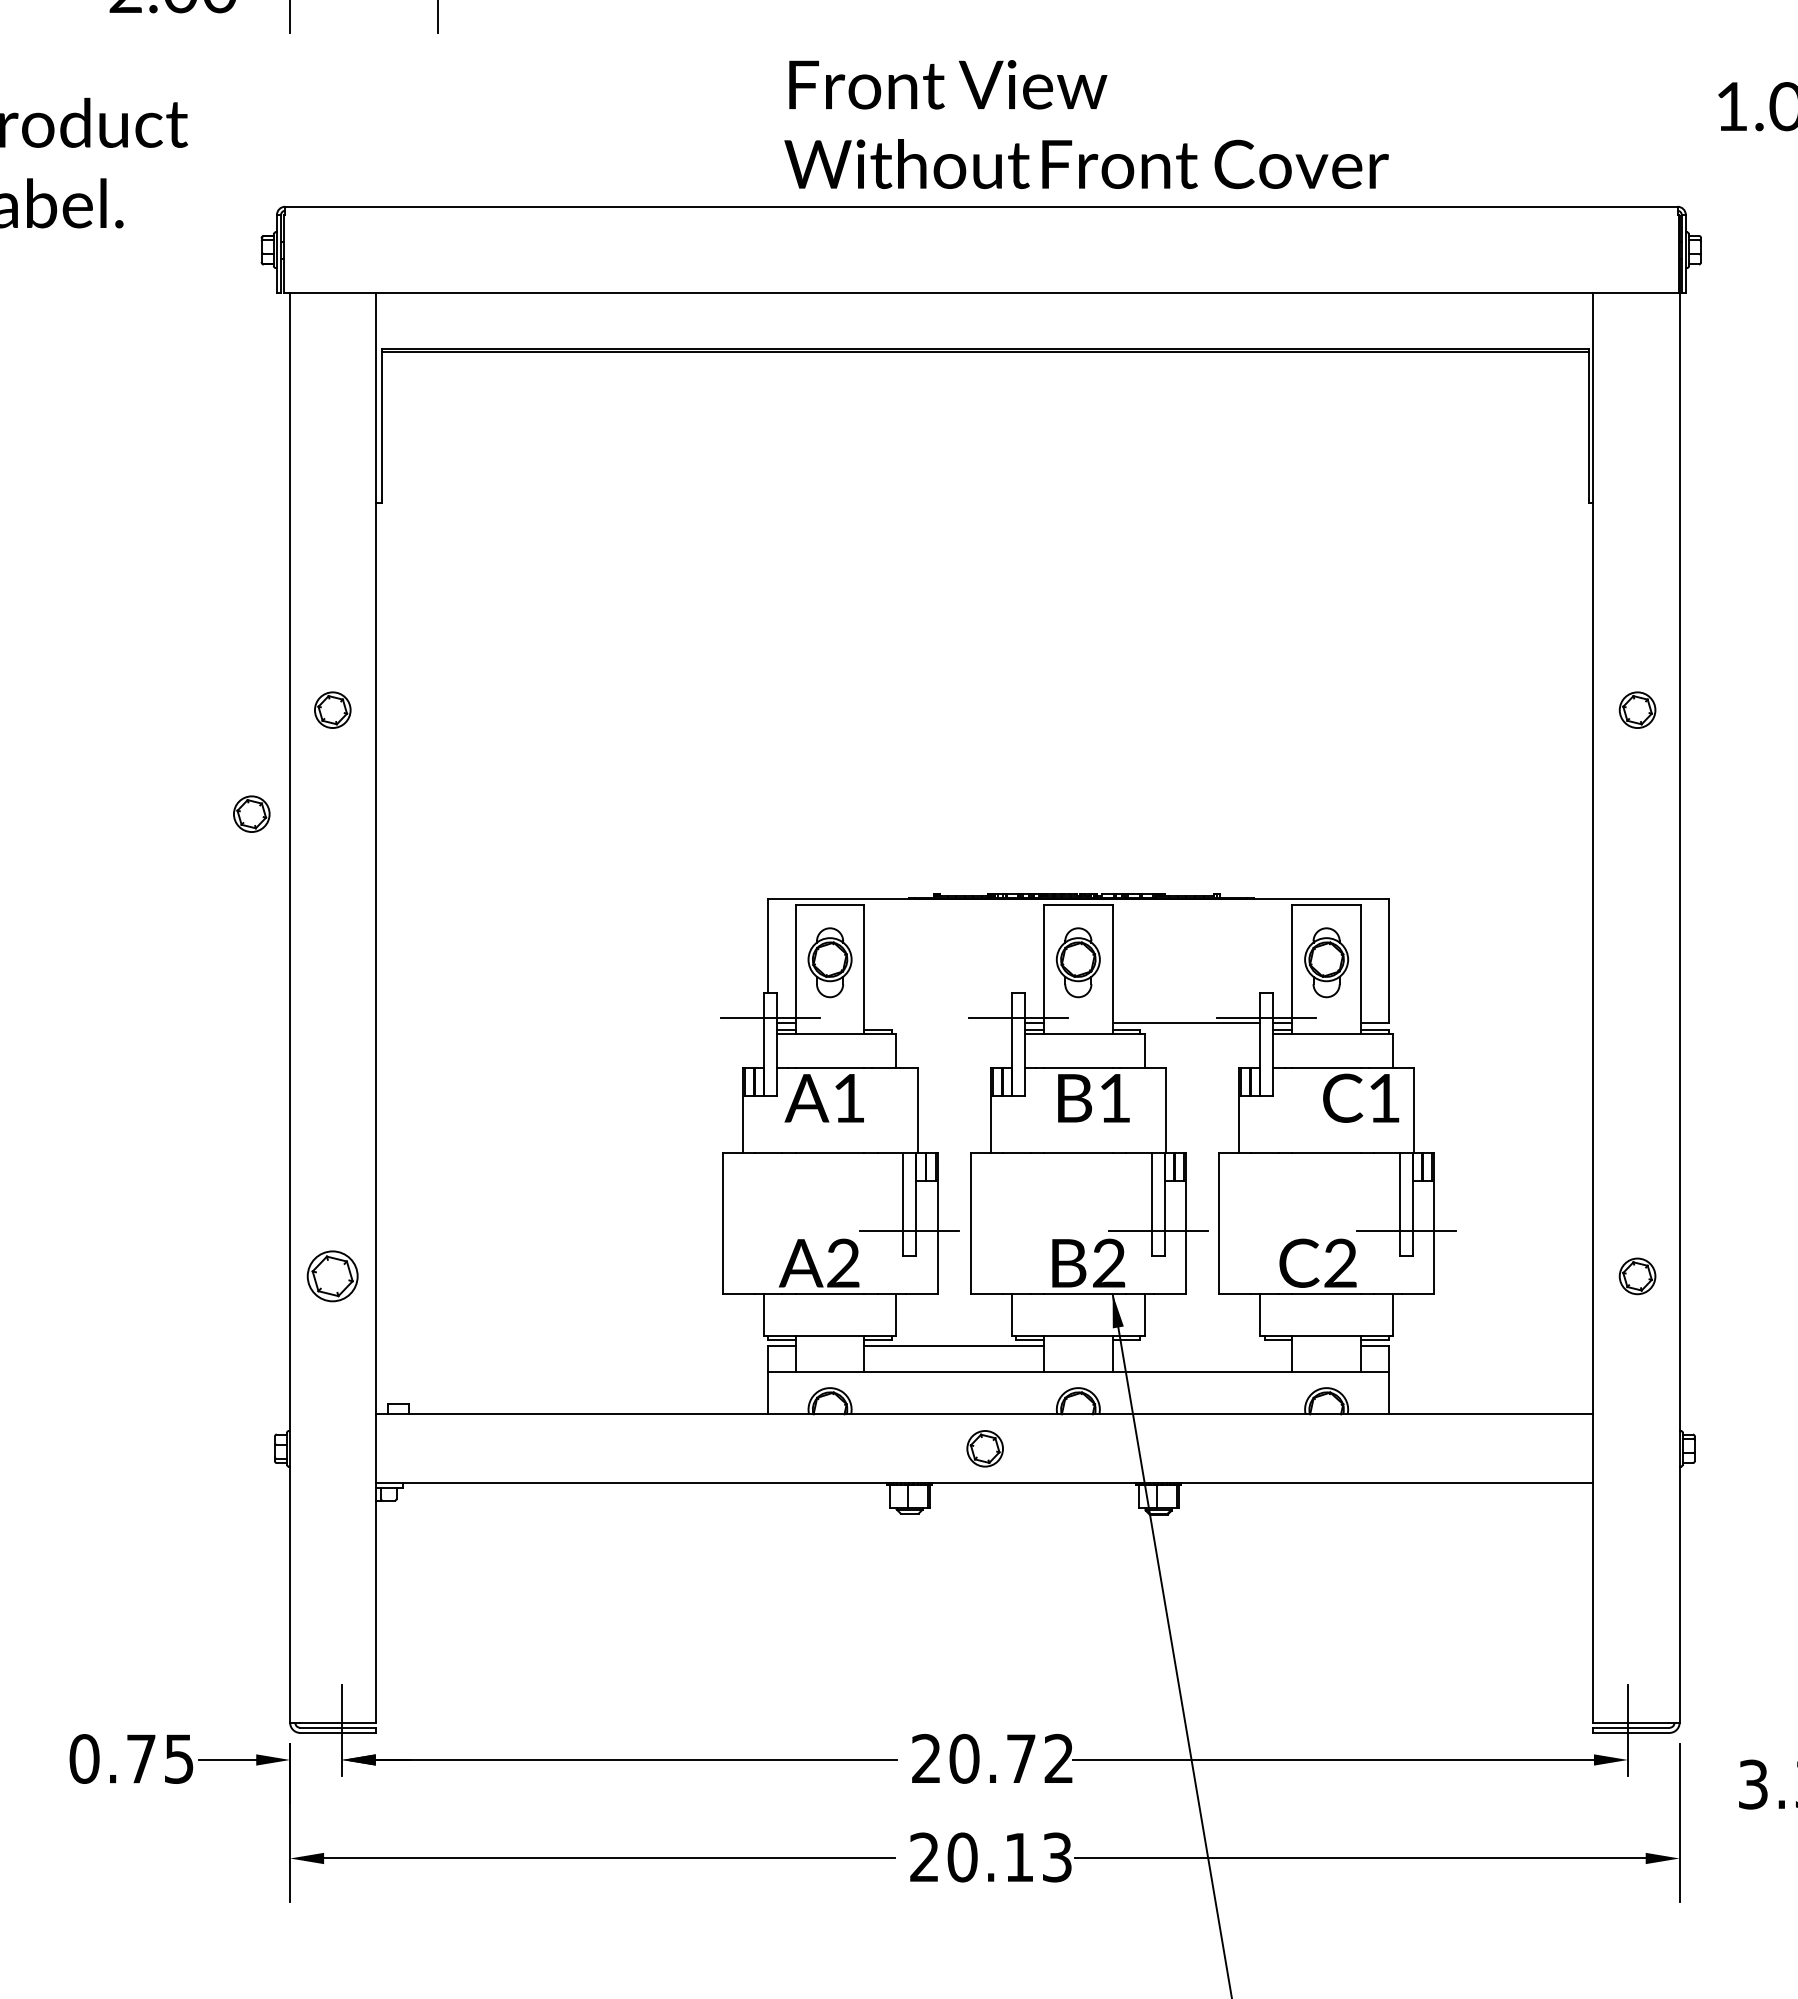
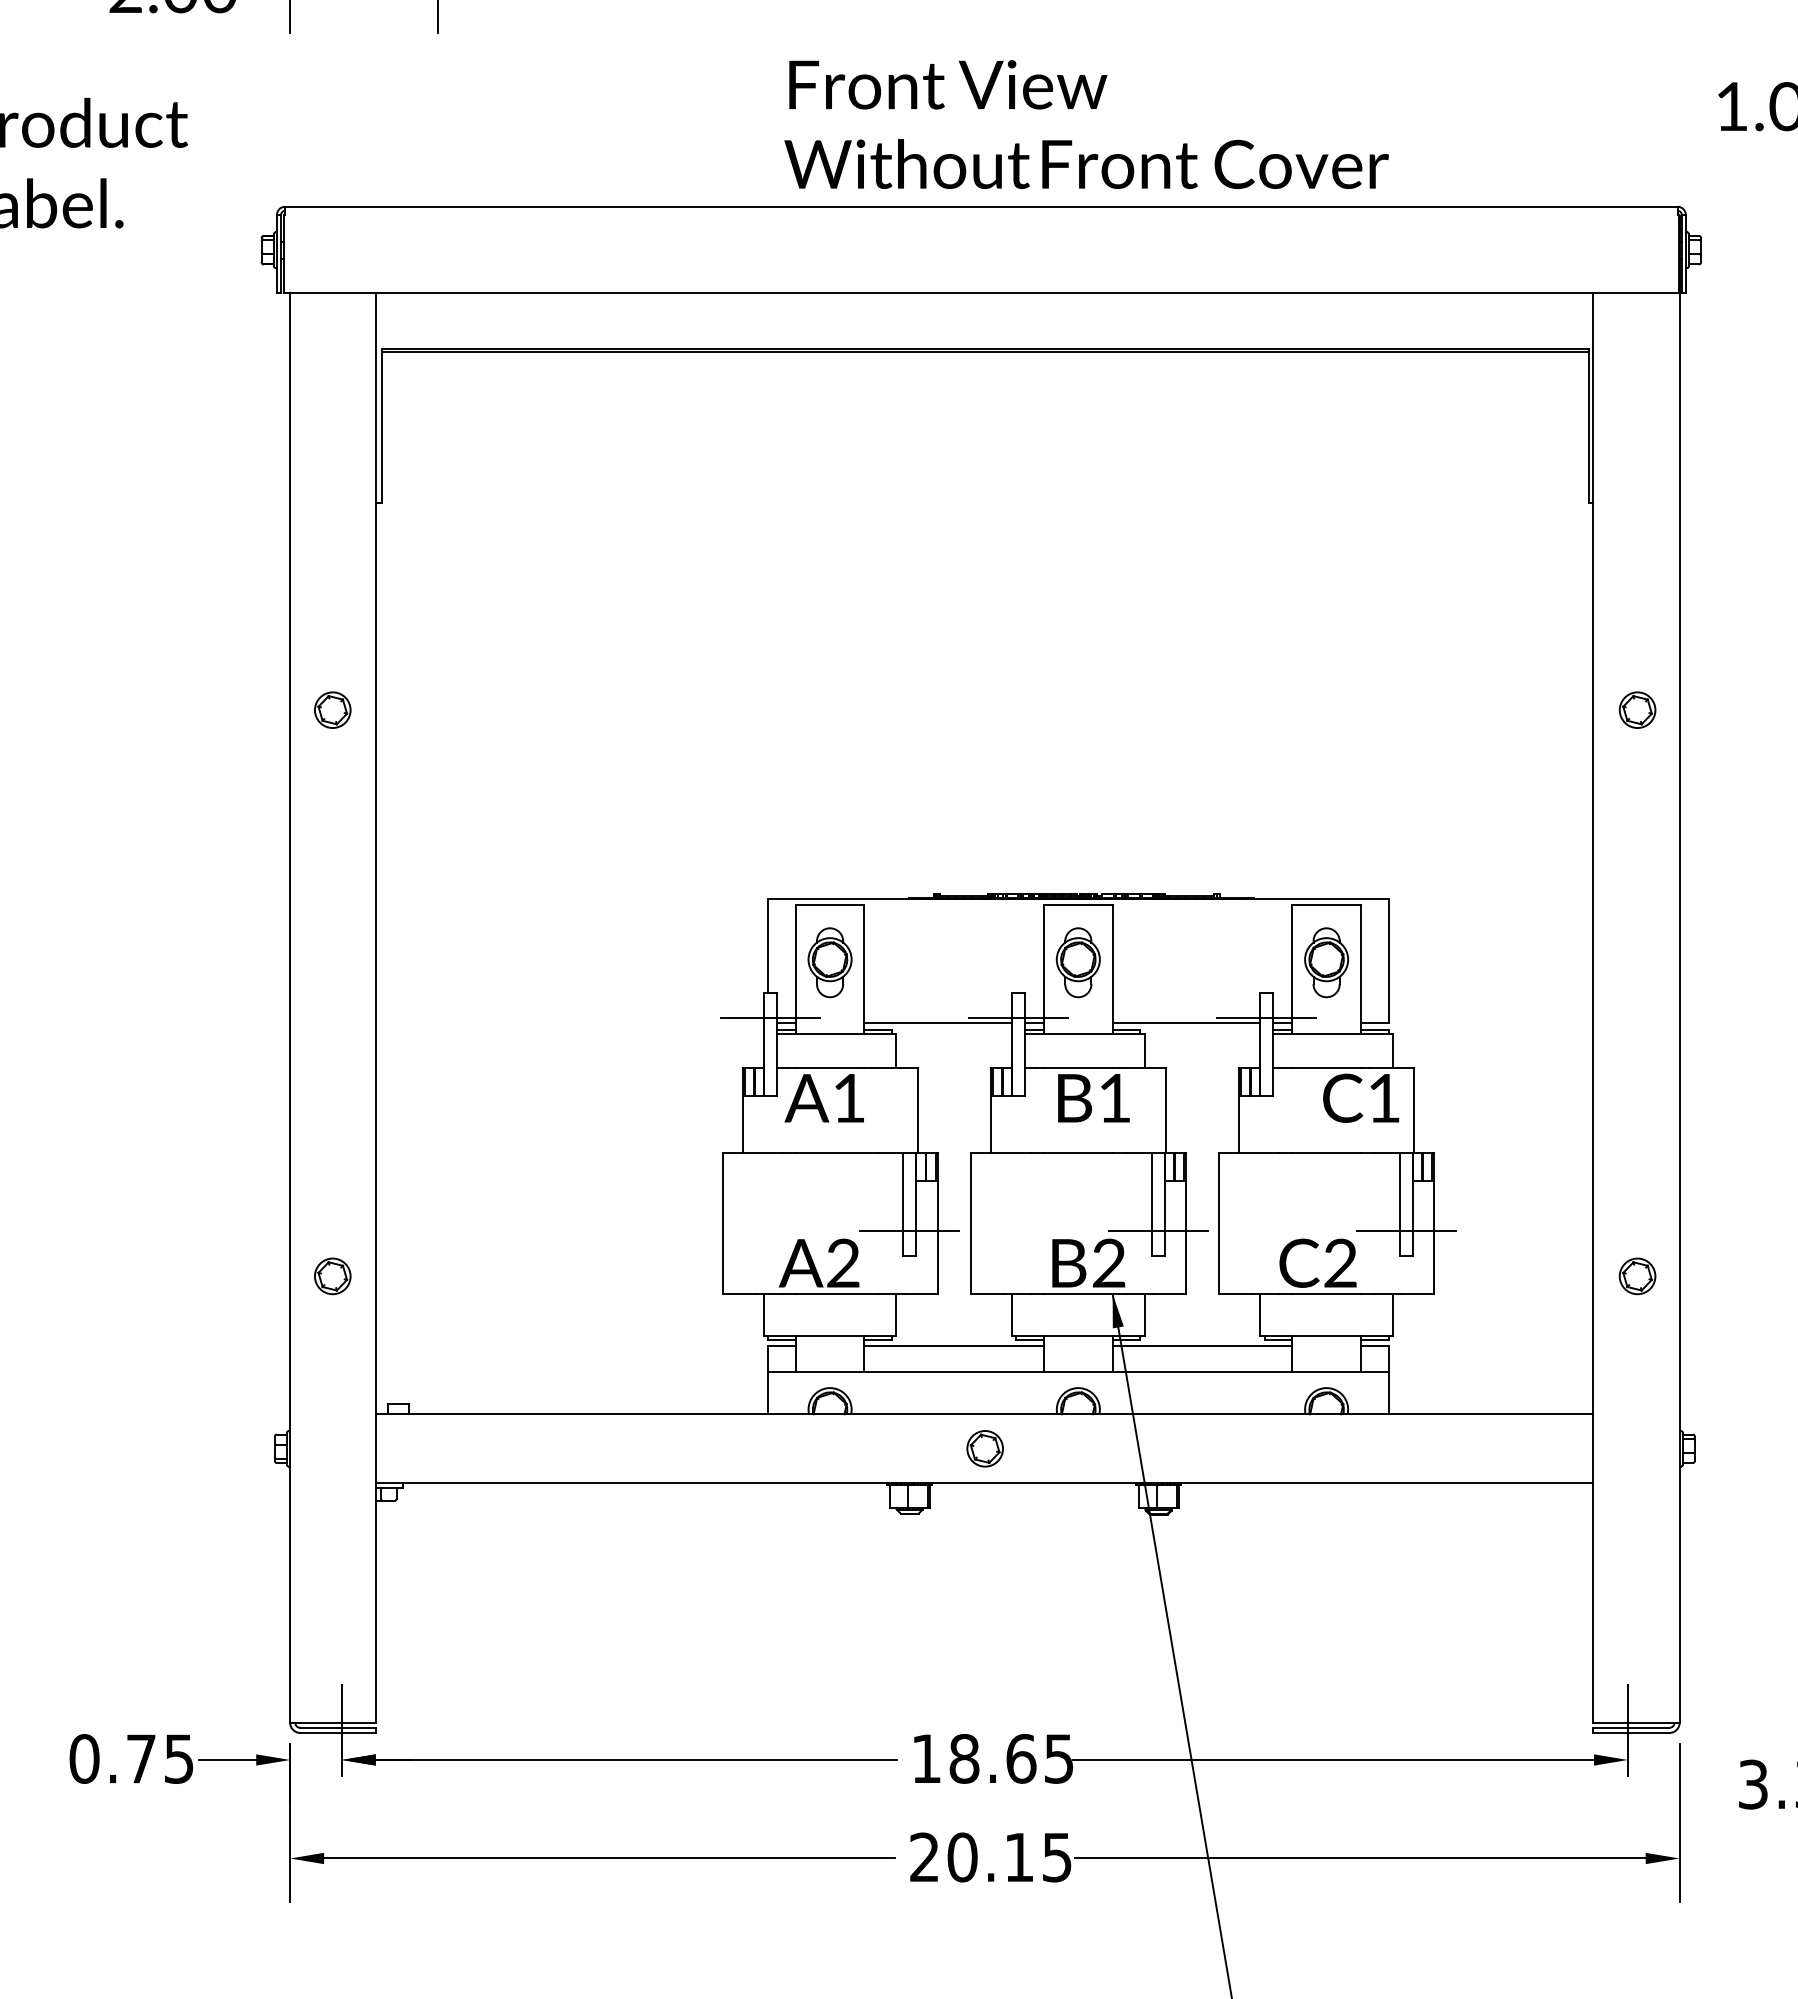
part: present -> none (251, 813)
line: none -> present (938, 1023)
part size: 53x53 px -> 38x39 px (332, 1276)
line: none -> present (1202, 1346)
text: 20.72 -> 18.65 (992, 1758)
text: 20.13 -> 20.15 (1057, 1856)
